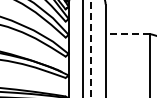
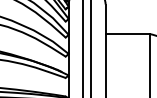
line: dashed -> solid (127, 34)
line: dashed -> solid (90, 48)
